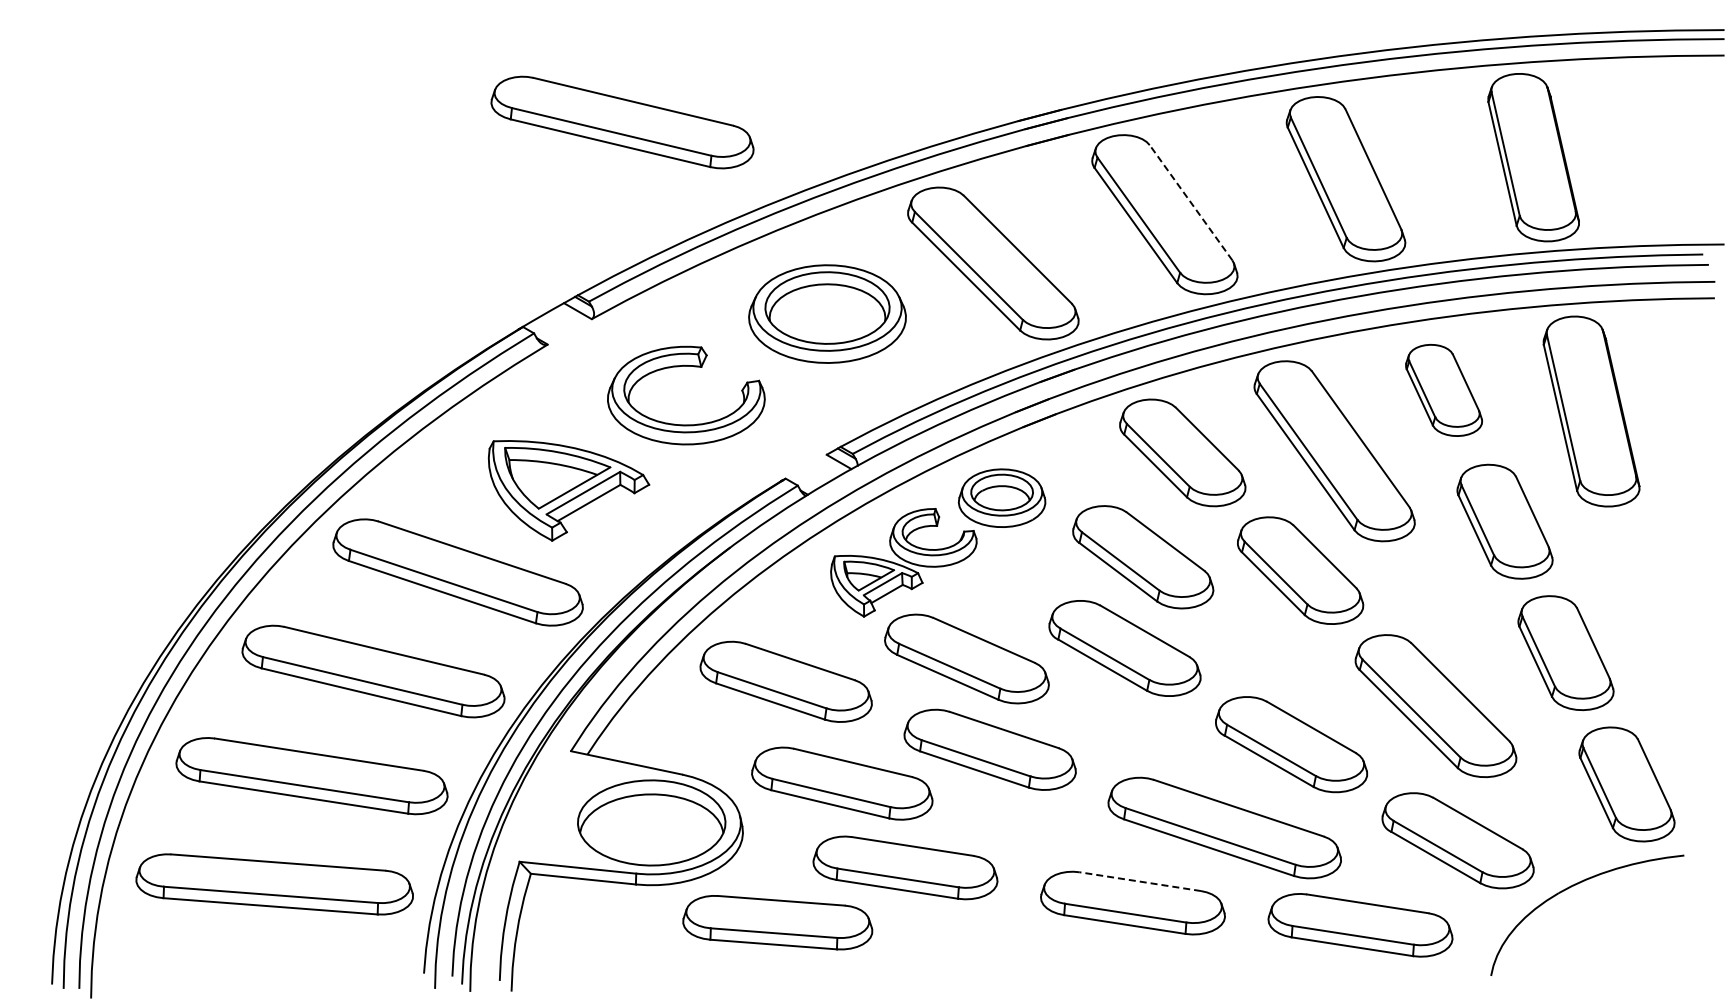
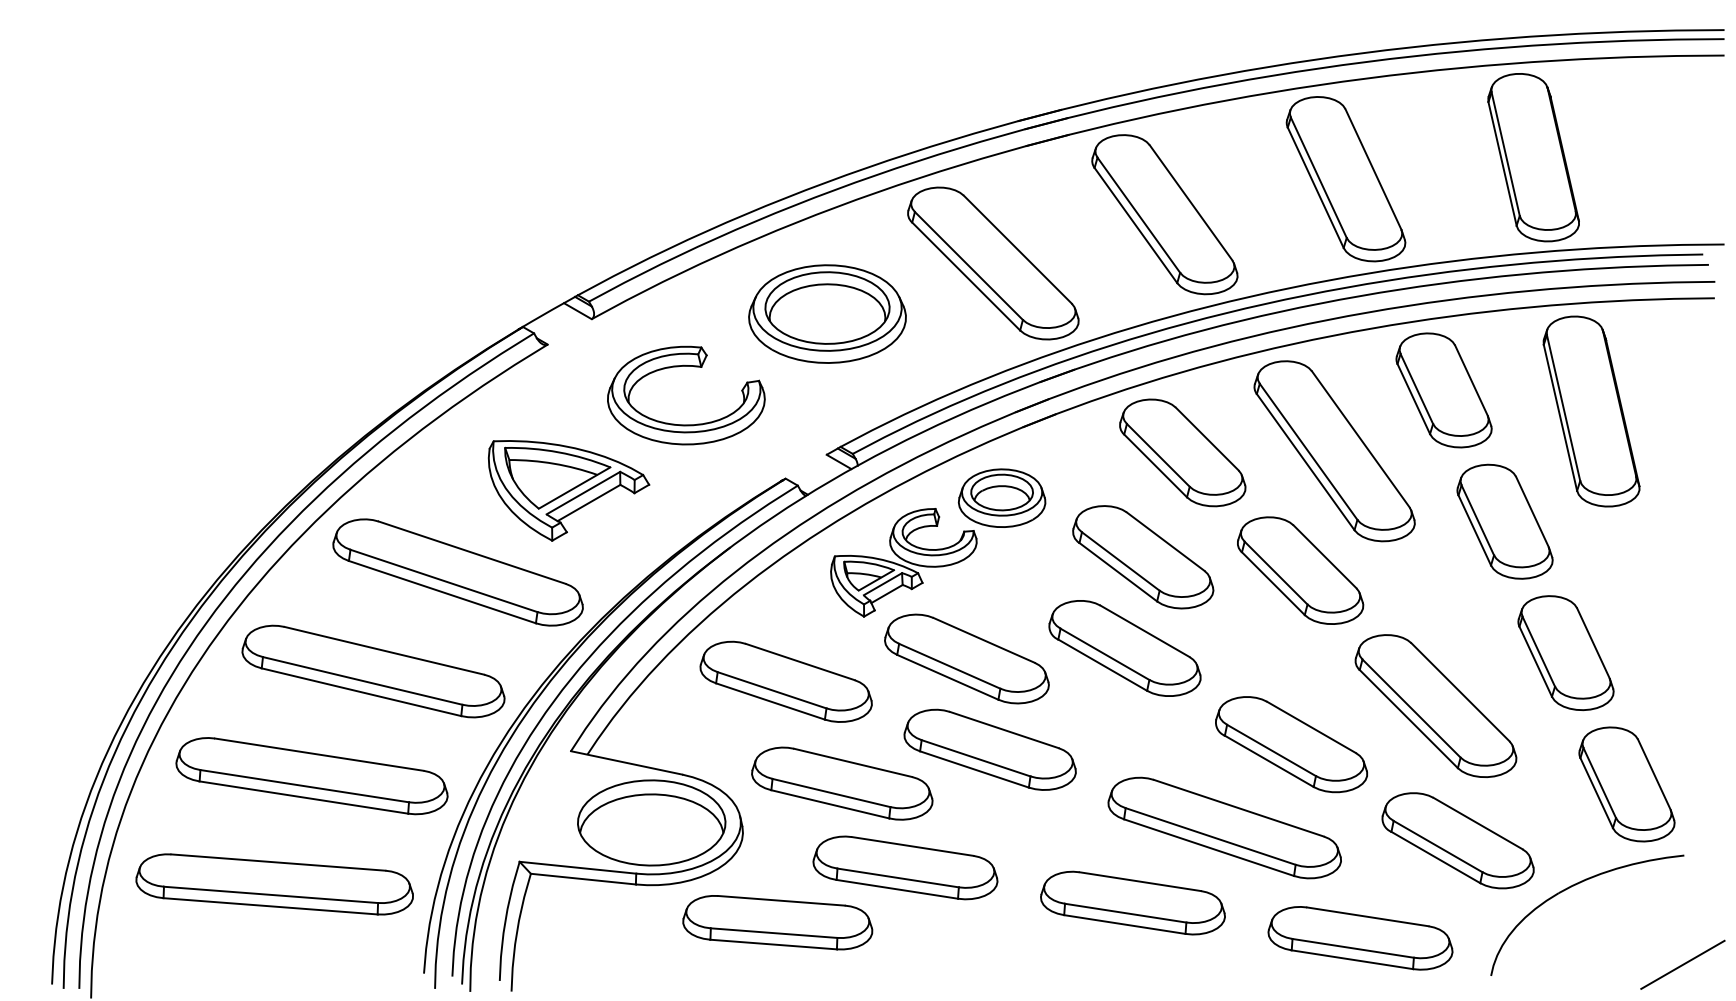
part: present -> none (622, 122)
line: dashed -> solid (1191, 202)
part size: 79x94 px -> 98x117 px (1443, 390)
line: dashed -> solid (1139, 881)
part position: (1360, 925) -> (1360, 938) (1360, 938)
line: none -> present (1682, 964)
